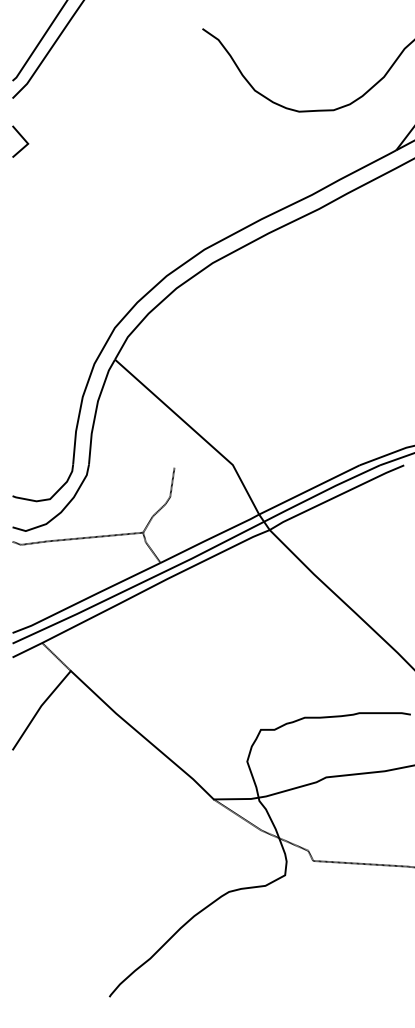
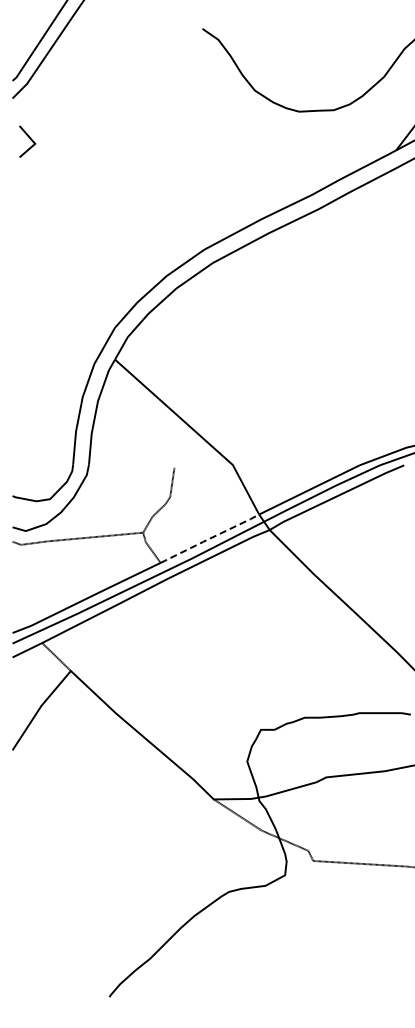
line position: (22, 138) -> (29, 138) (29, 138)
line: solid -> dashed (210, 538)
